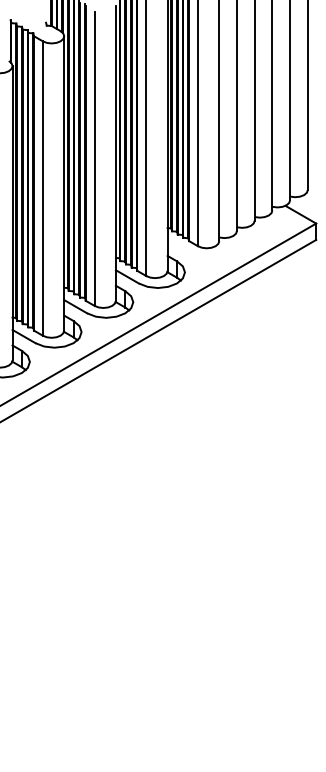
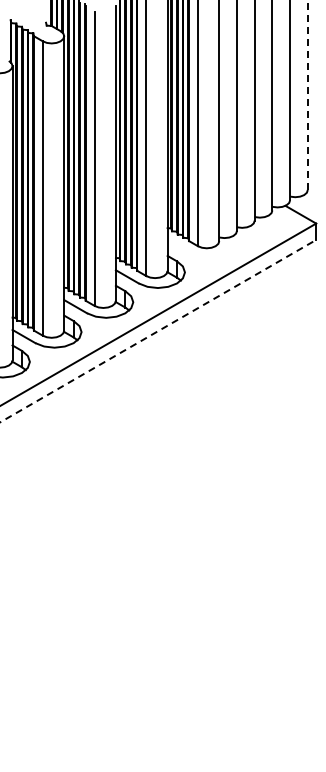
line: solid -> dashed (307, 95)
line: solid -> dashed (158, 330)
